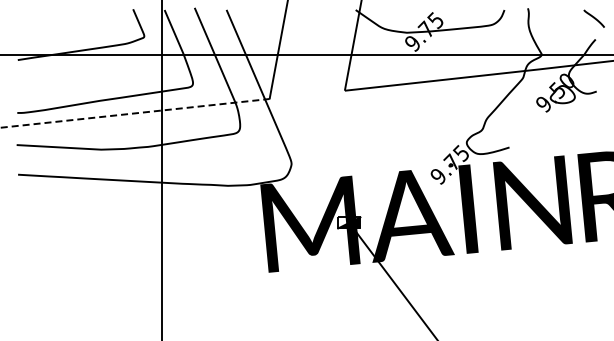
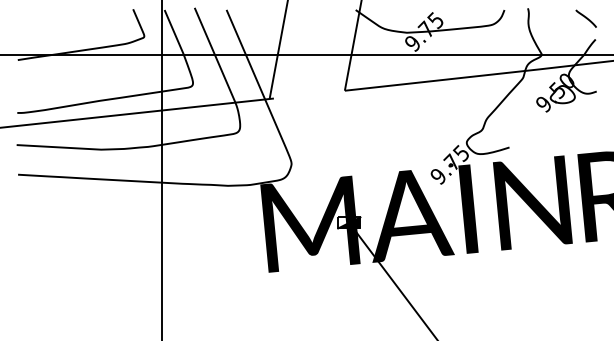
line position: (593, 18) -> (585, 18) (585, 18)
line: dashed -> solid (138, 113)
